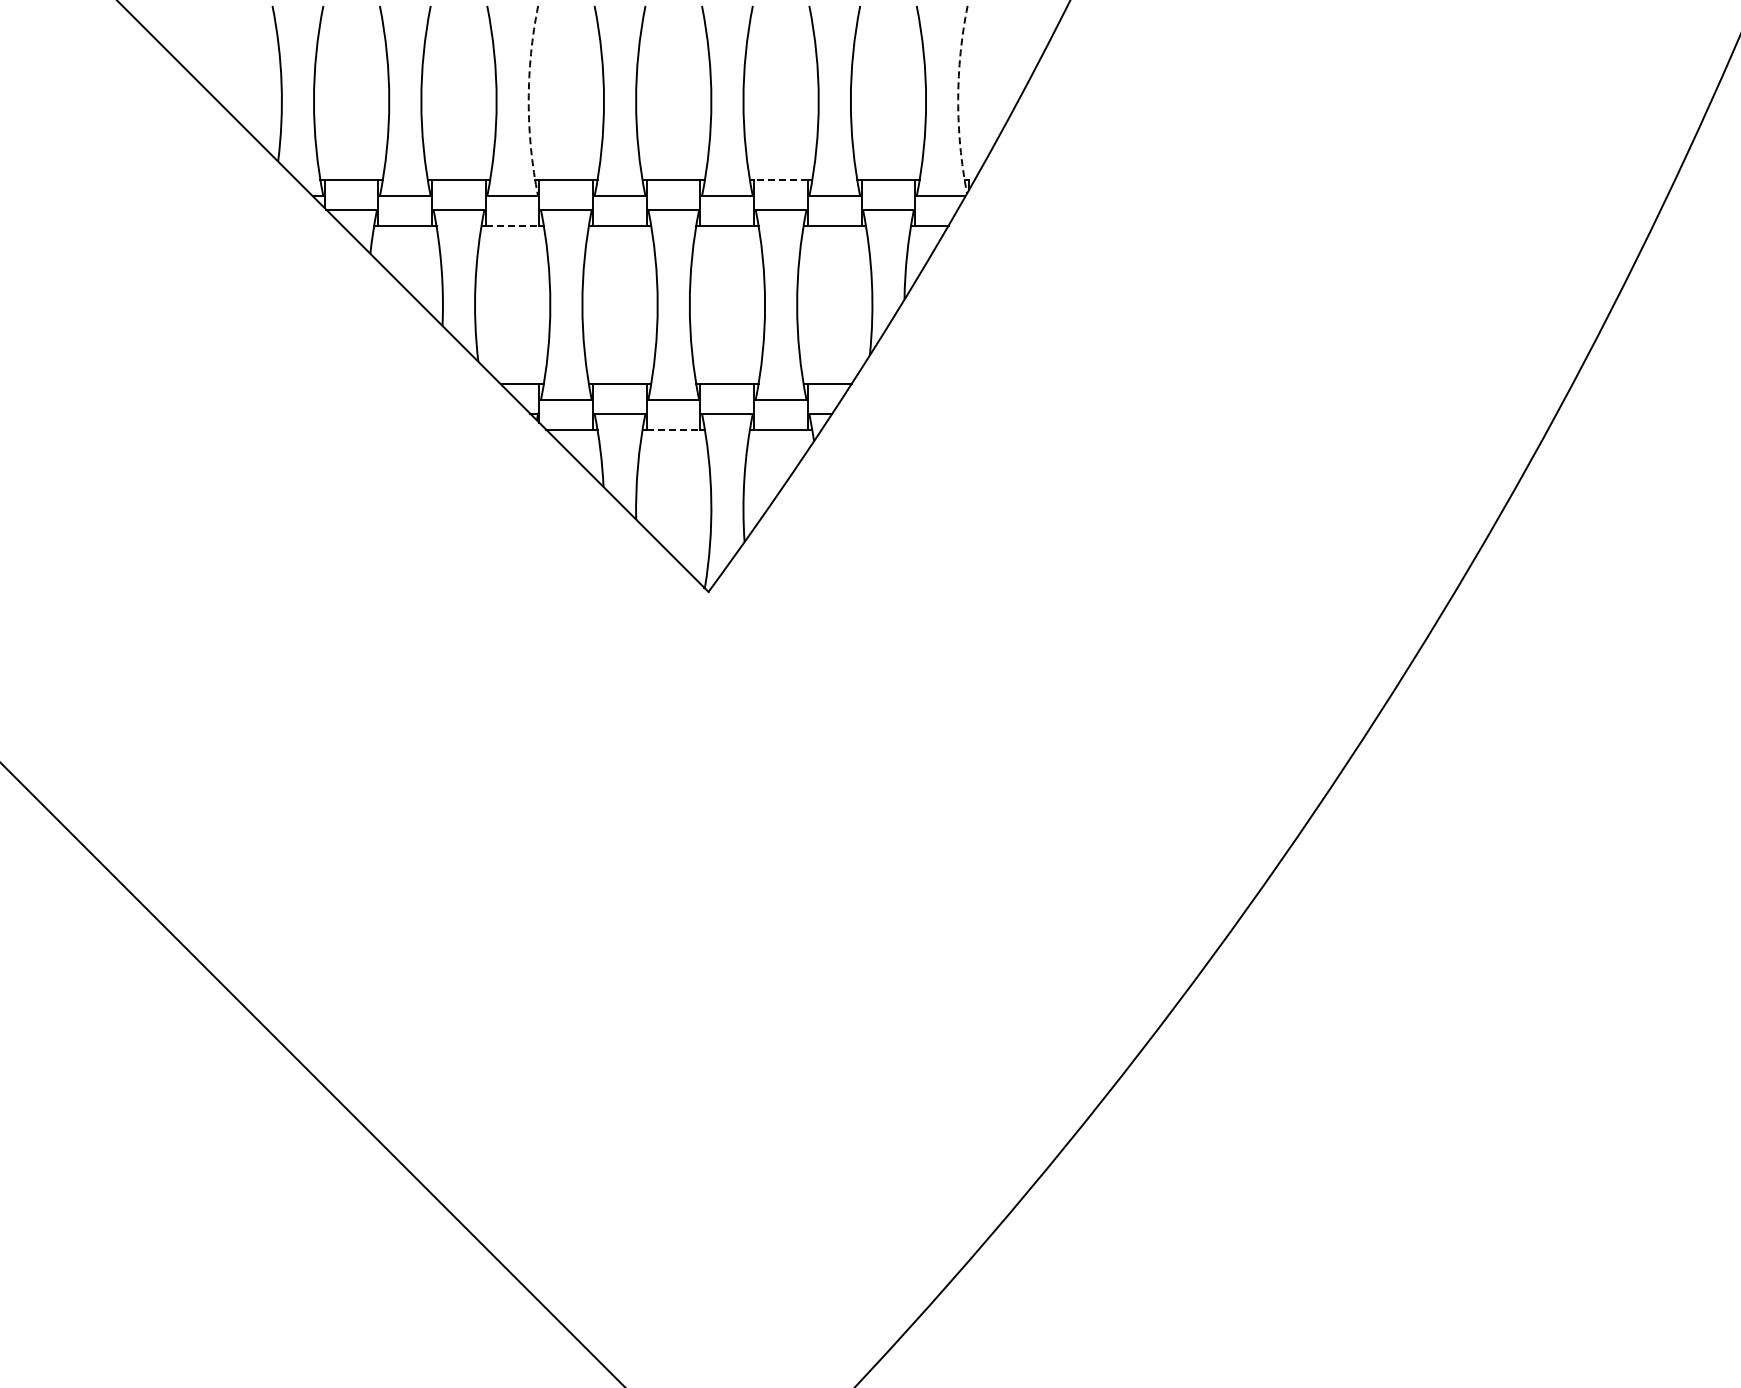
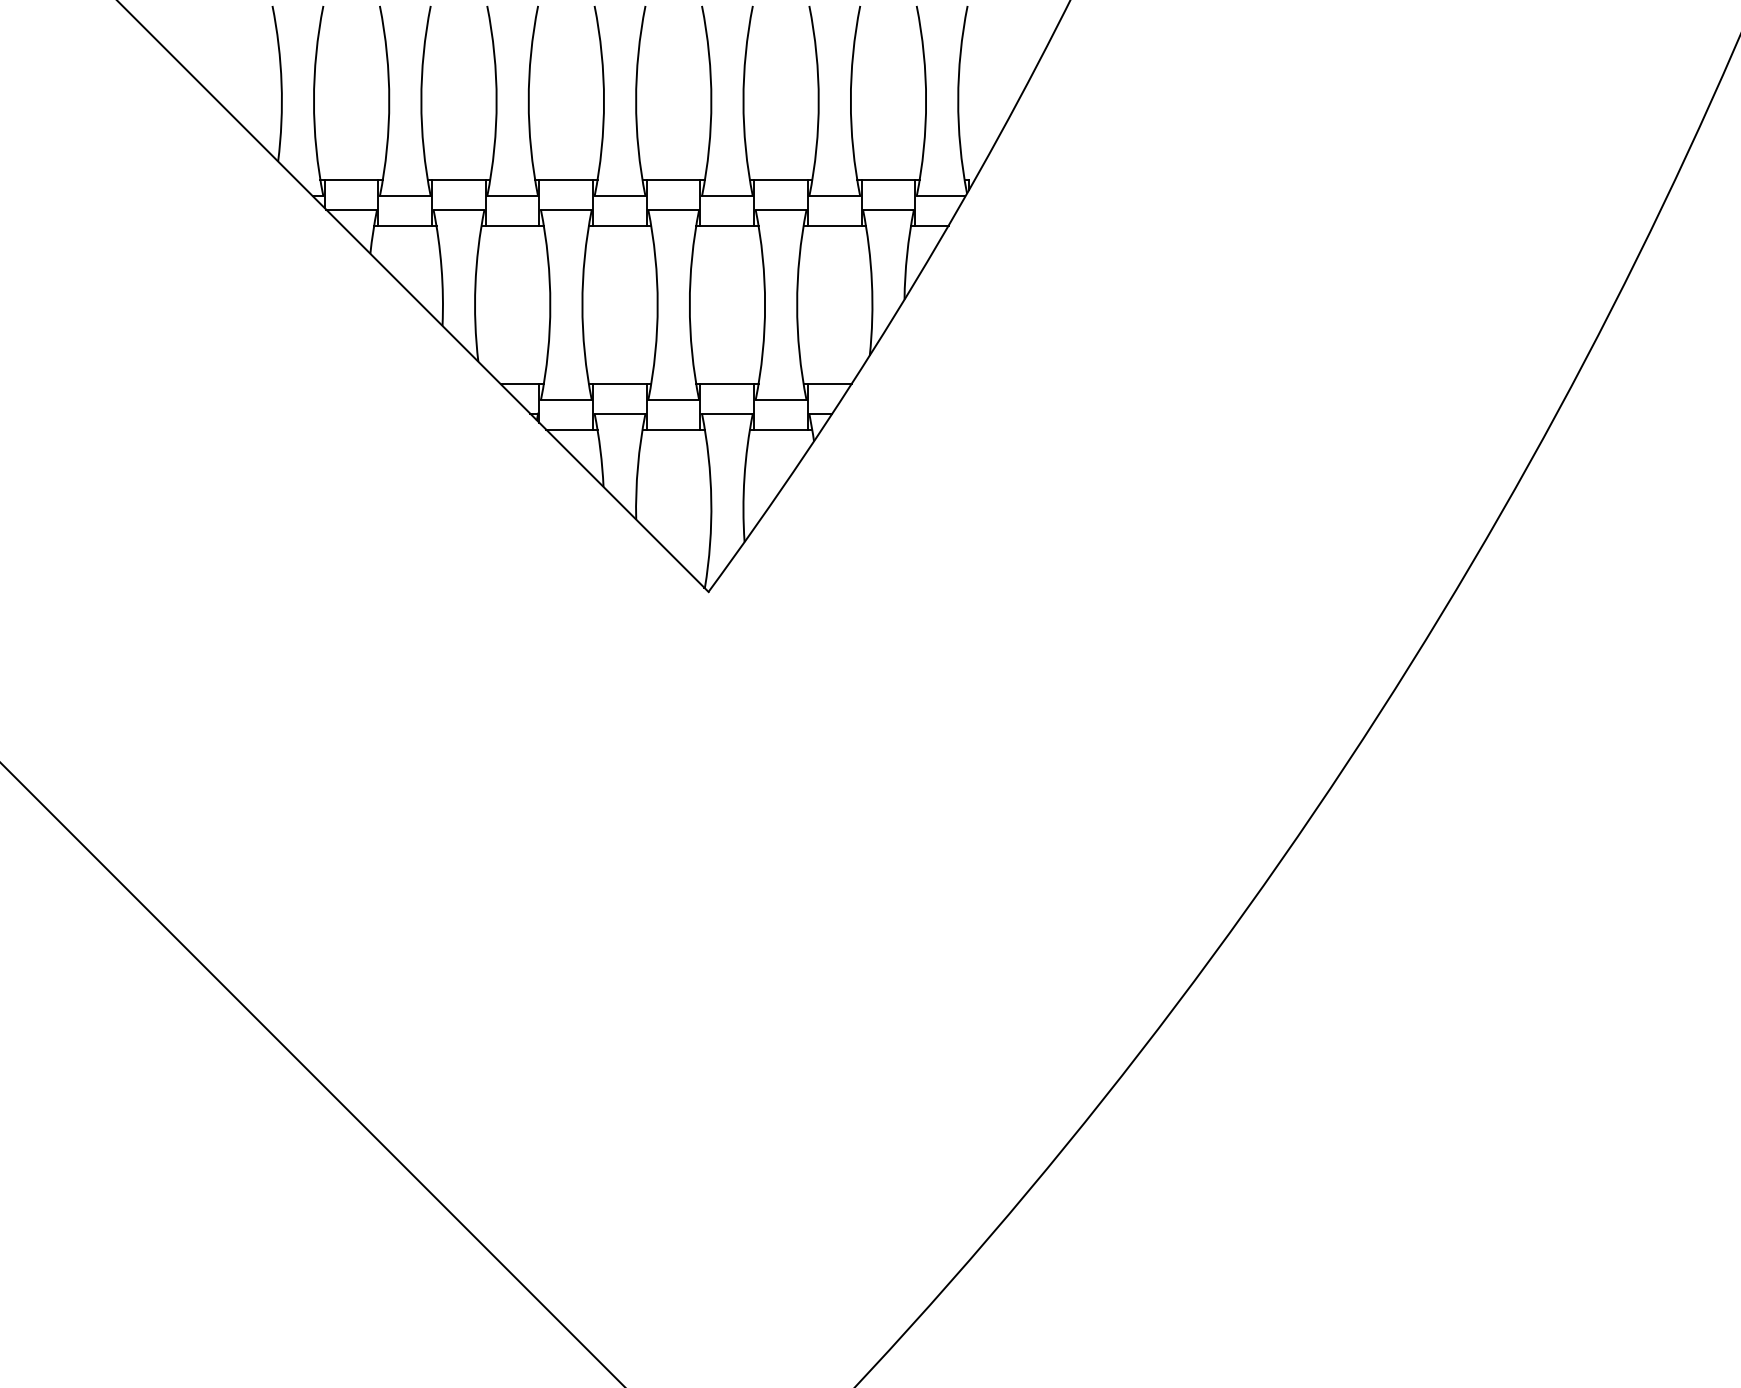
arc: dashed -> solid (958, 99)
arc: dashed -> solid (528, 101)
line: dashed -> solid (780, 180)
line: dashed -> solid (512, 225)
line: dashed -> solid (673, 429)
